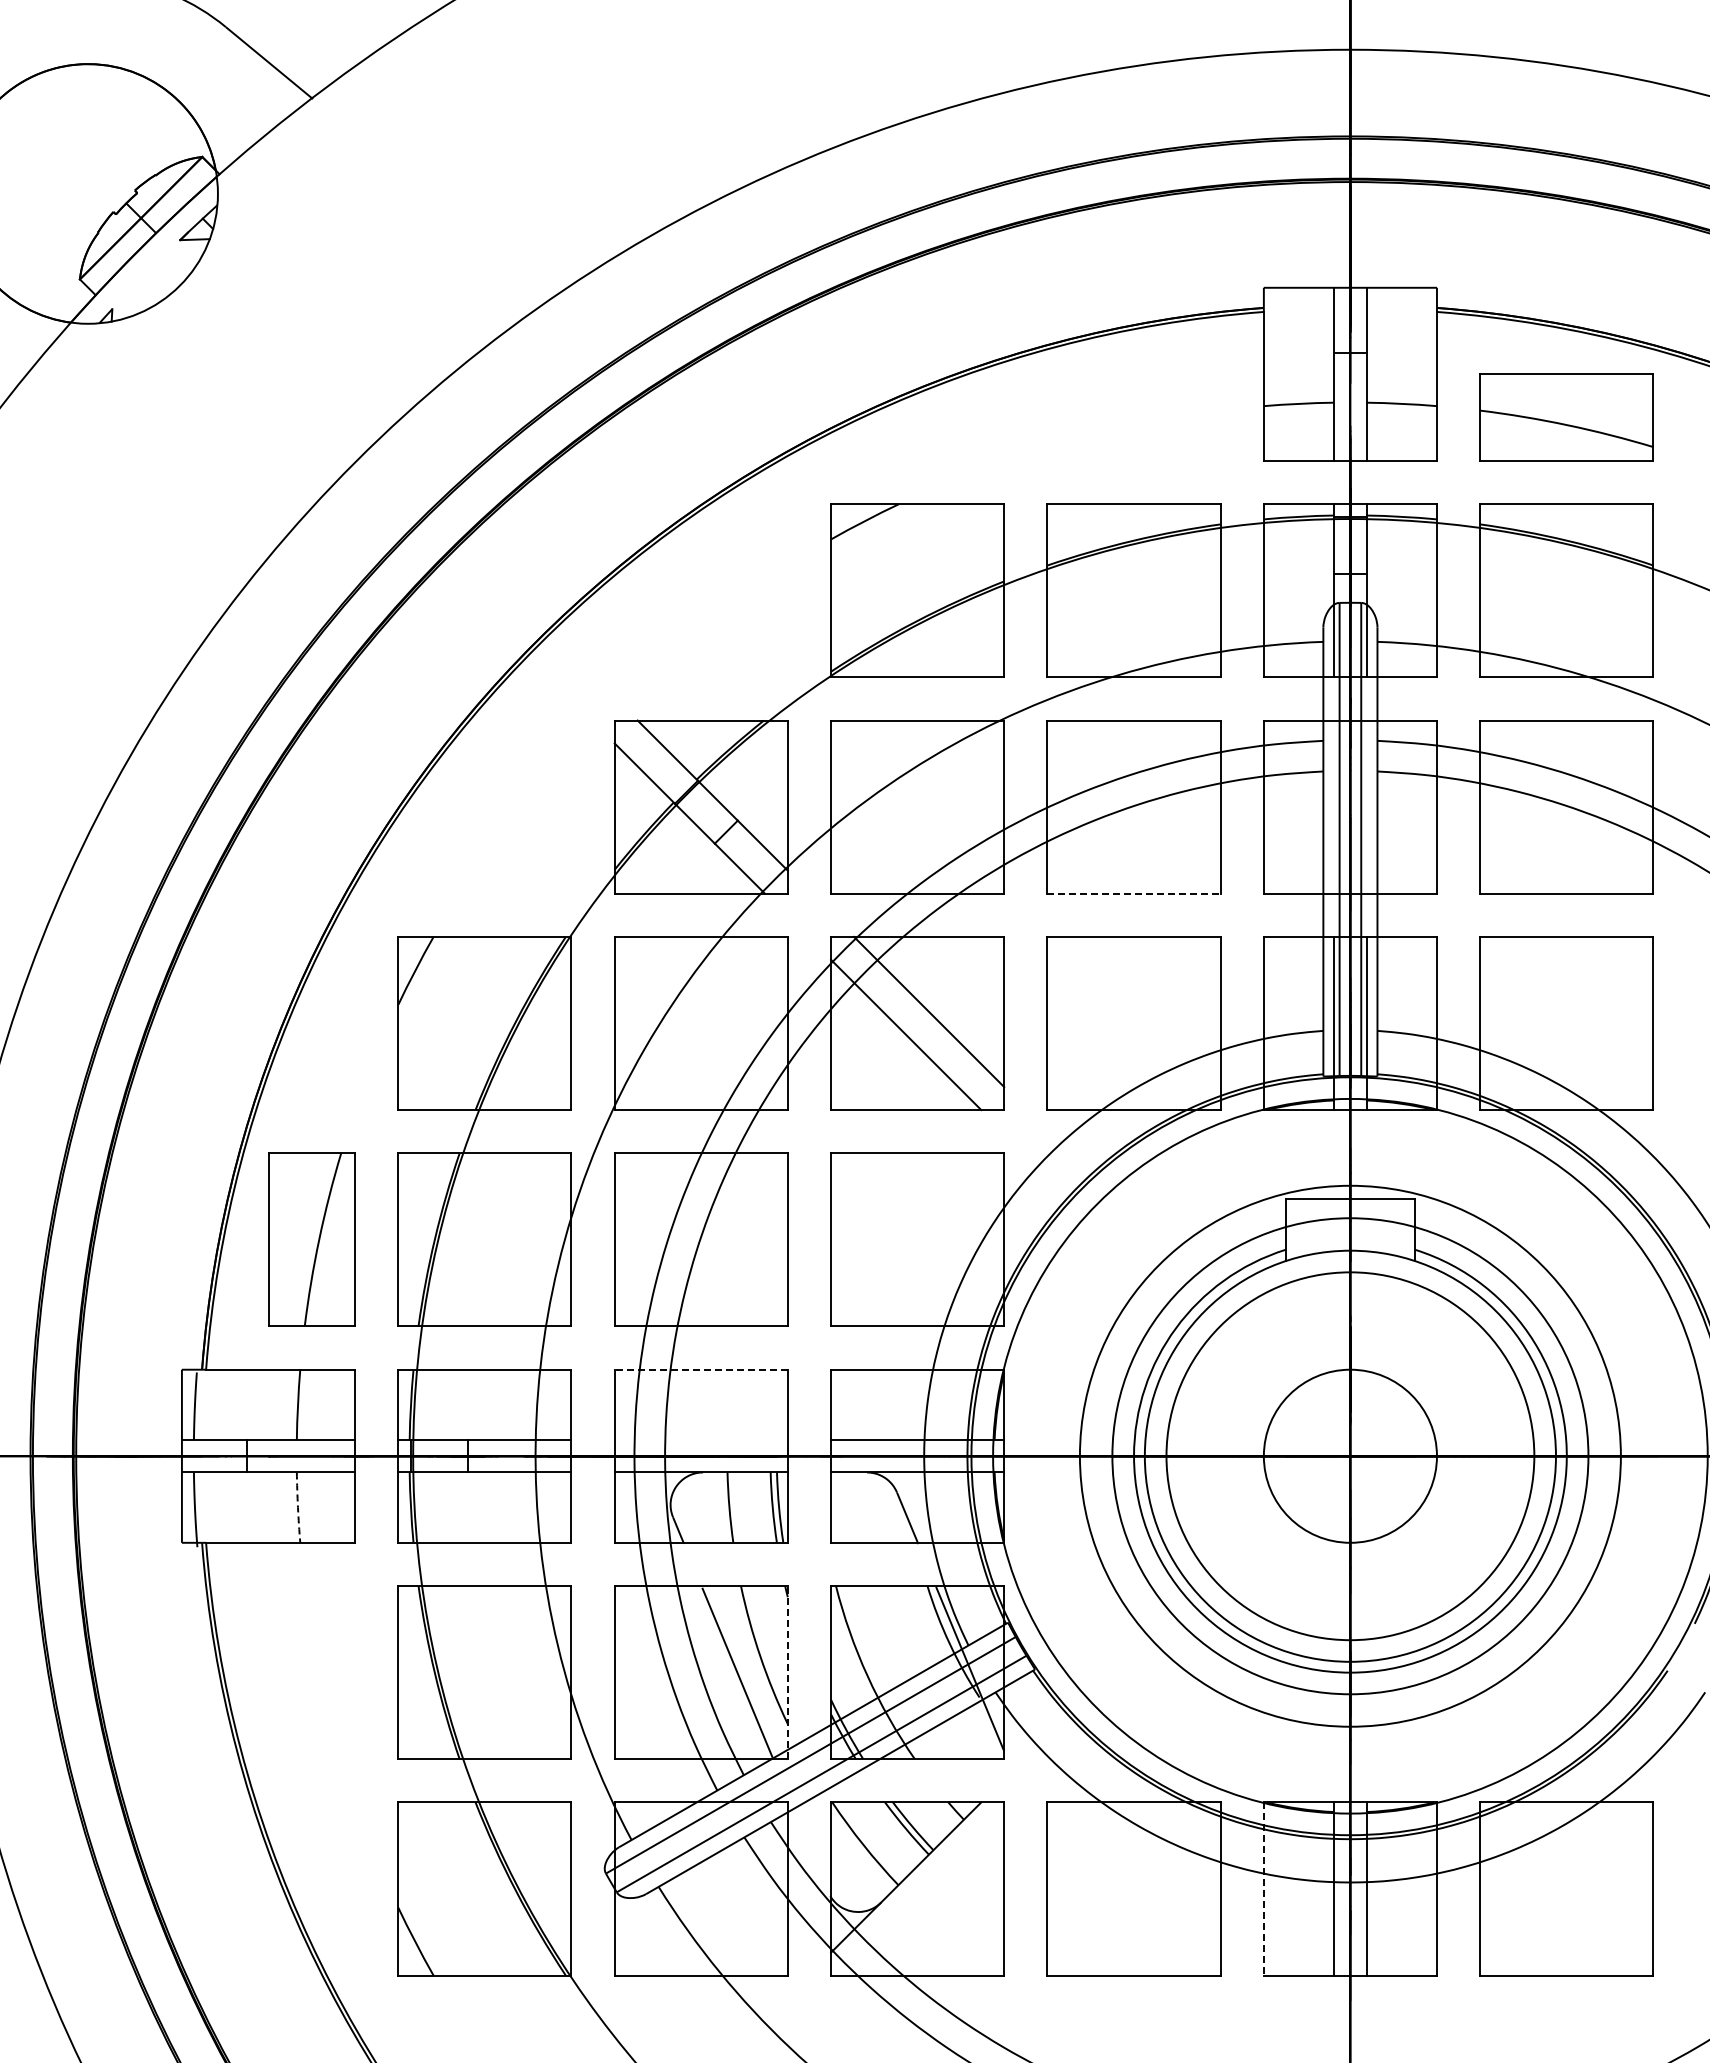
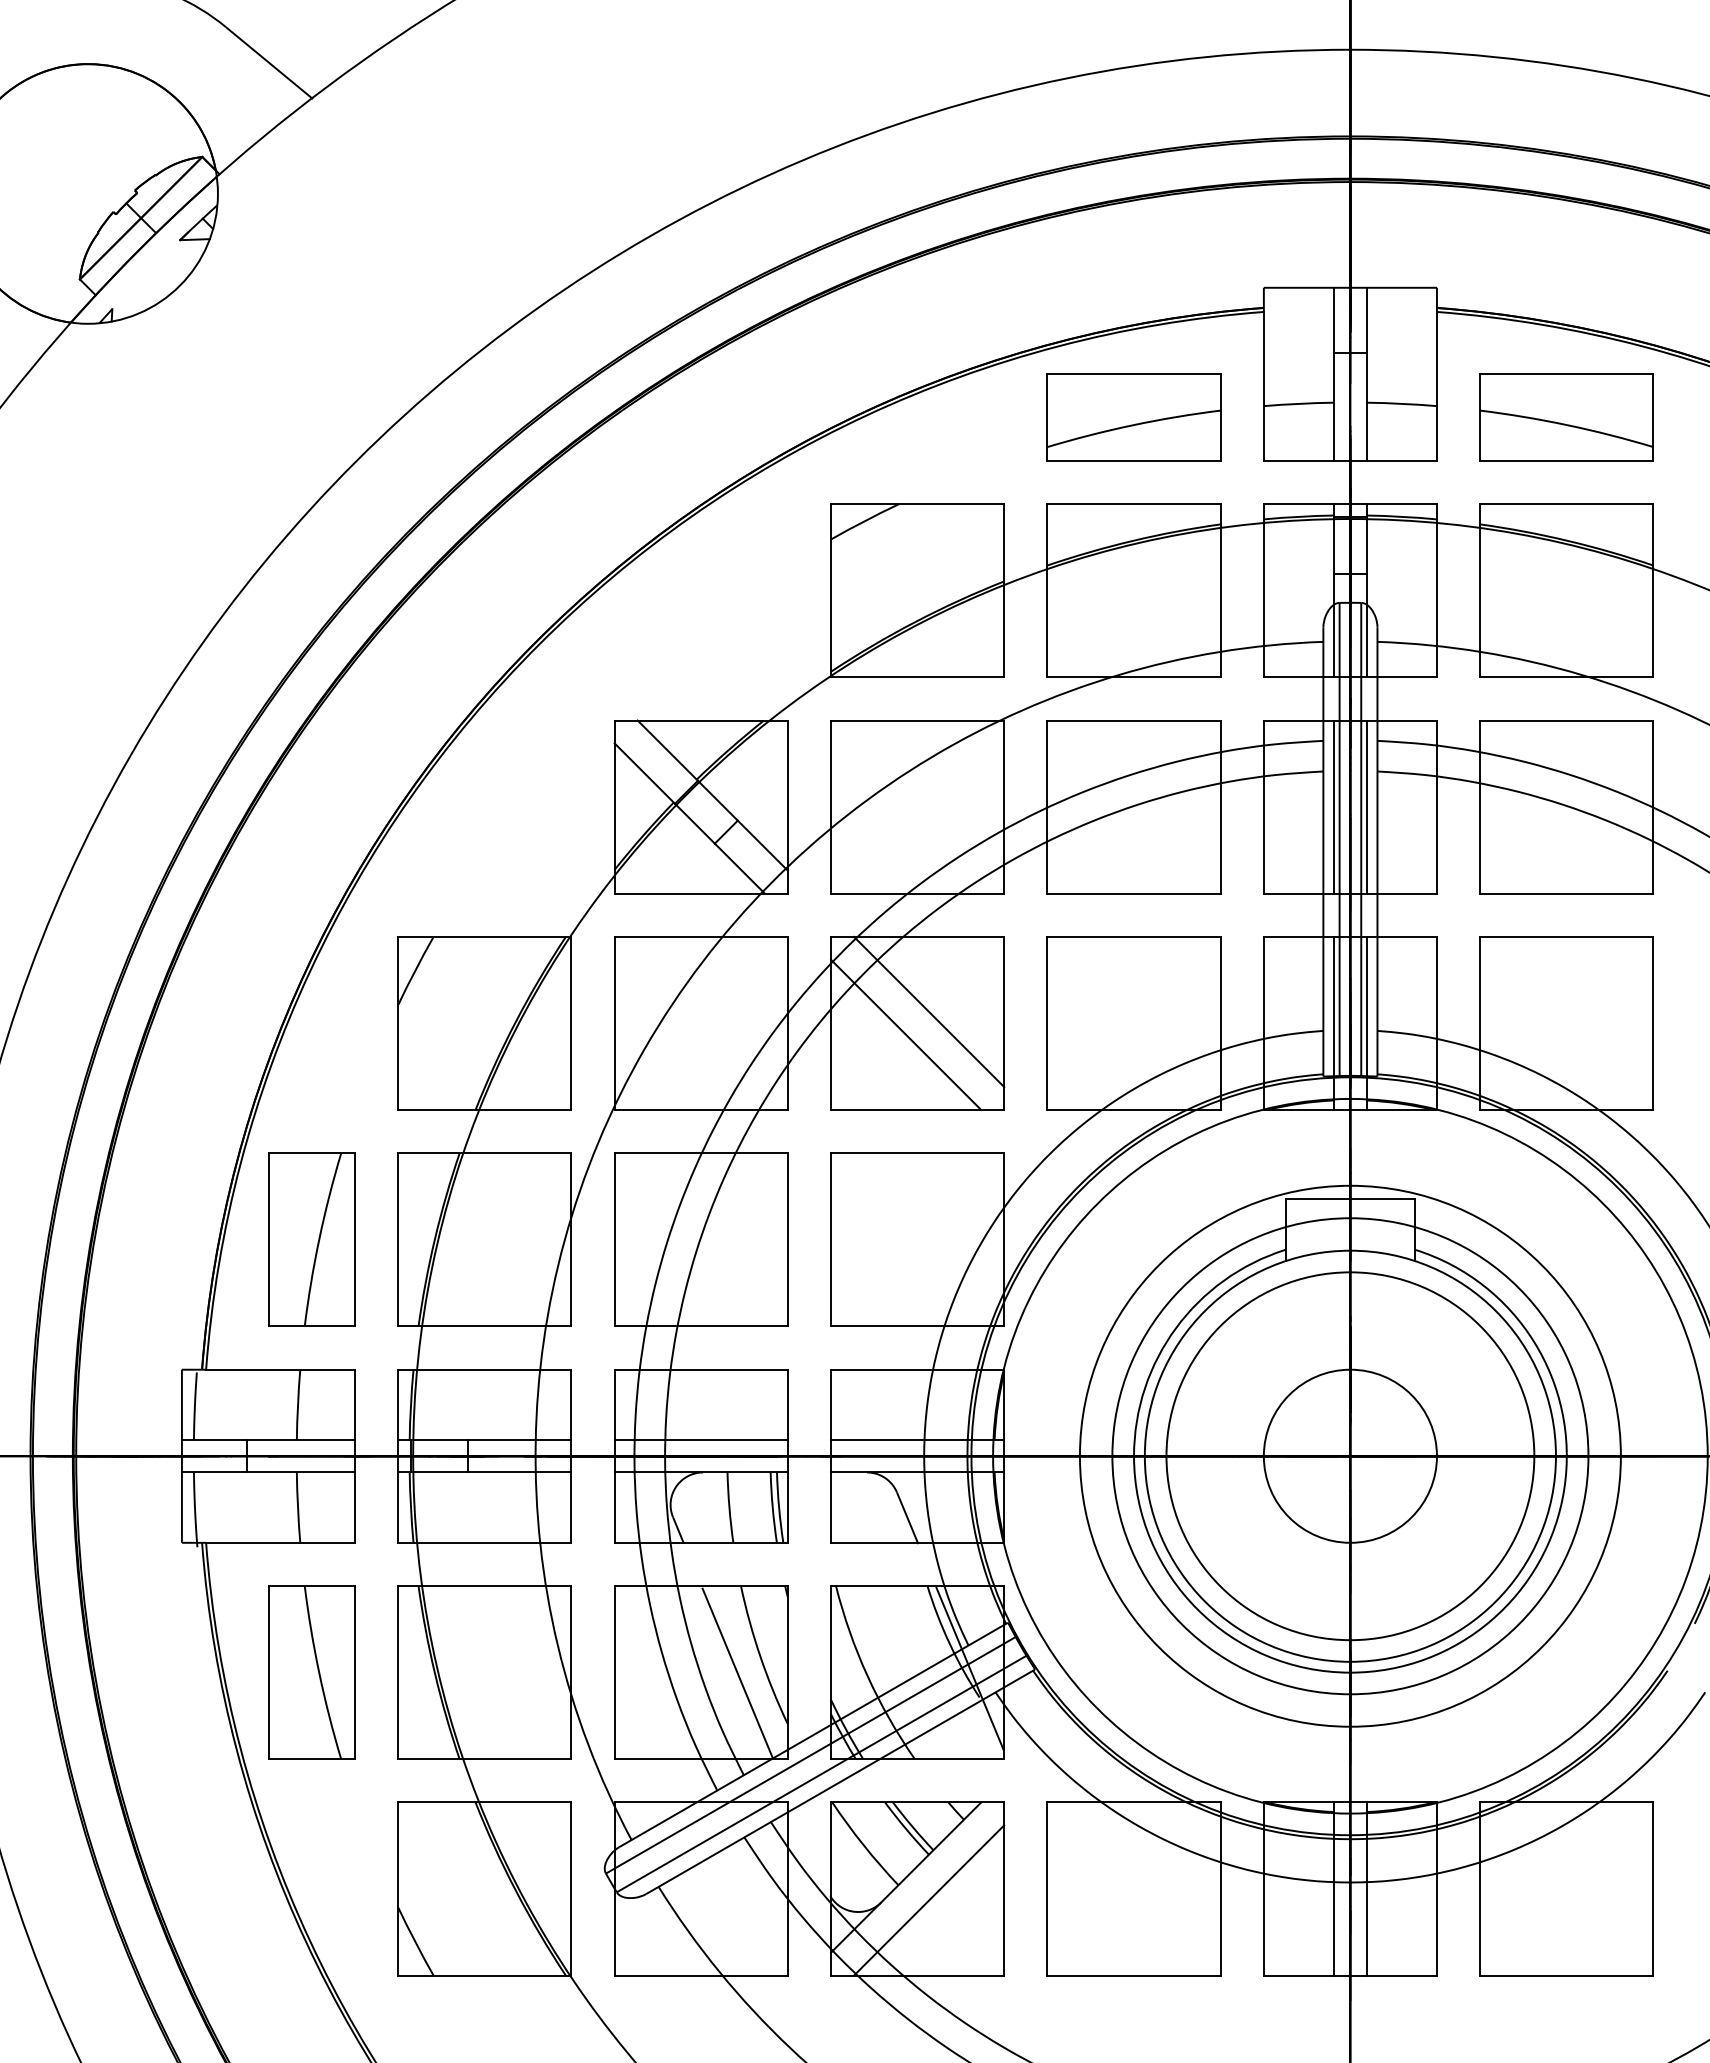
part: none -> present (1133, 417)
line: none -> present (1334, 806)
line: none -> present (1366, 806)
line: dashed -> solid (1134, 893)
line: dashed -> solid (701, 1369)
line: none -> present (700, 1440)
arc: dashed -> solid (297, 1507)
part: none -> present (311, 1672)
line: dashed -> solid (787, 1672)
line: dashed -> solid (1263, 1889)
line: none -> present (929, 1900)
